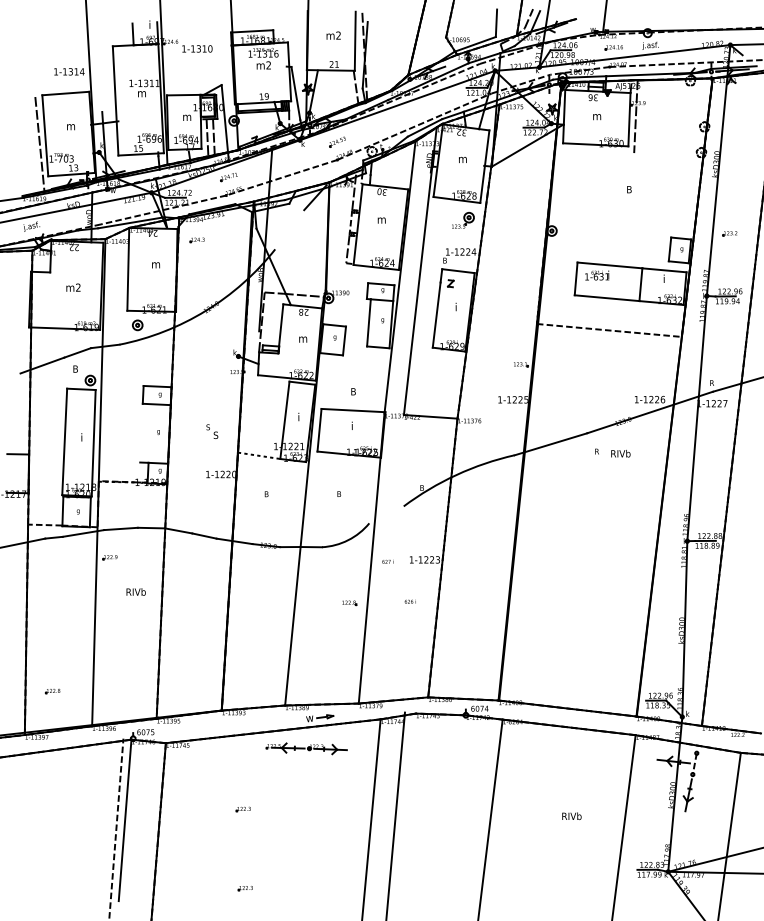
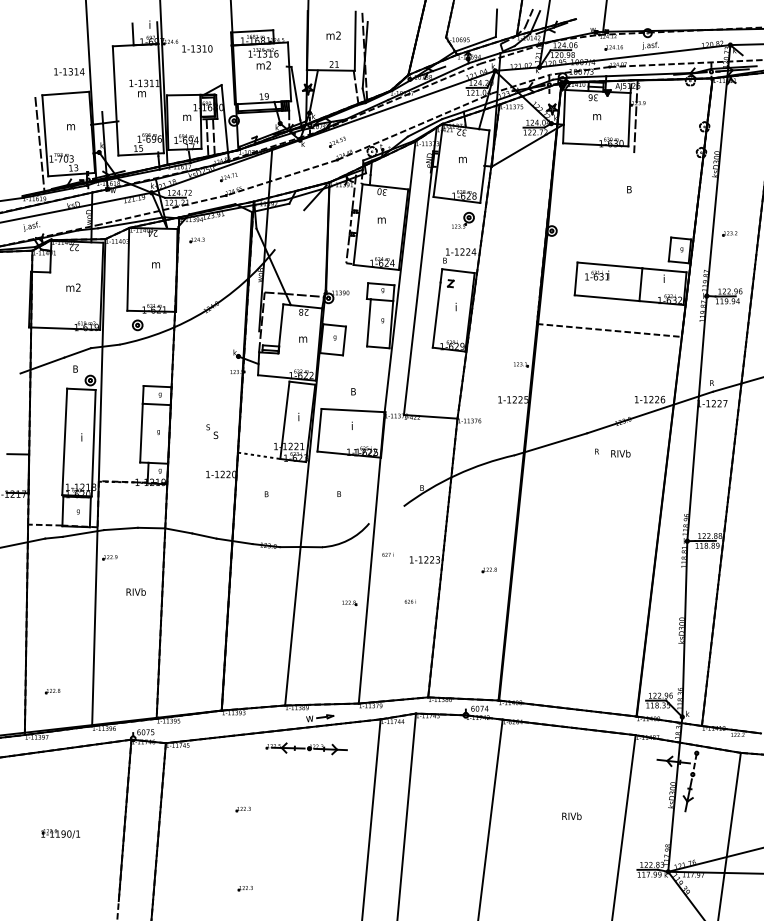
line: none -> present (141, 432)
text position: (387, 561) -> (387, 554) (387, 554)
part: none -> present (488, 570)
line position: (395, 814) -> (406, 815) (406, 815)
line position: (116, 827) -> (124, 828) (124, 828)
part: none -> present (60, 833)
